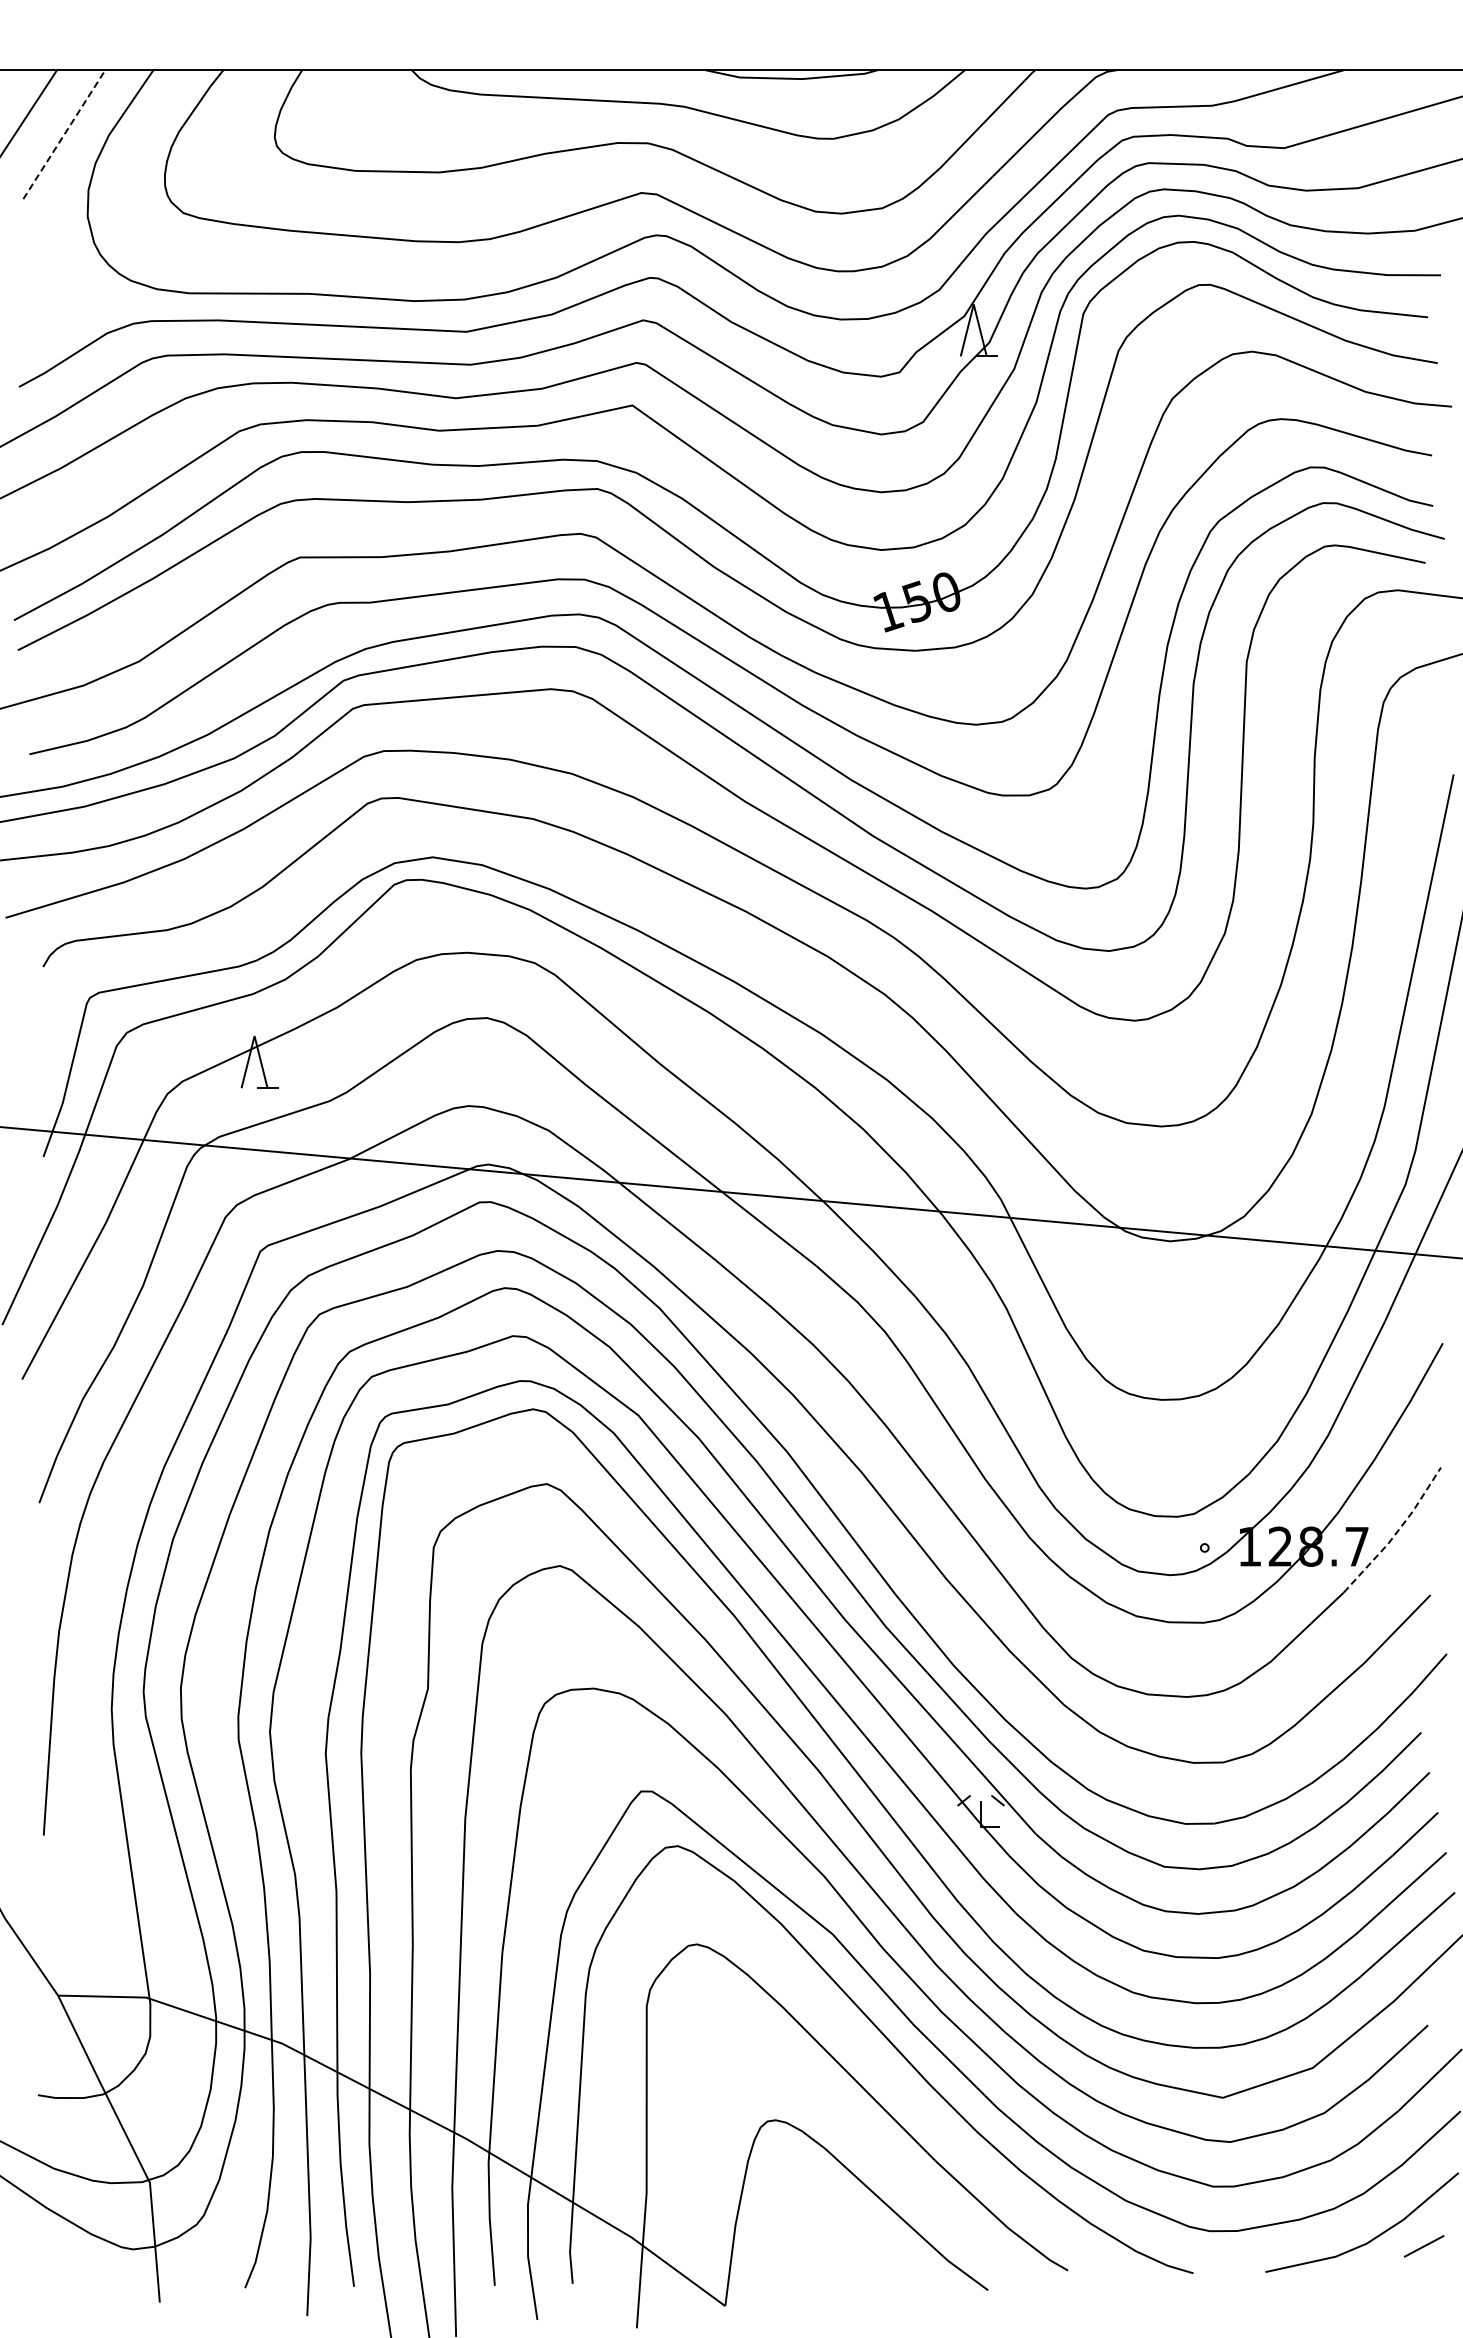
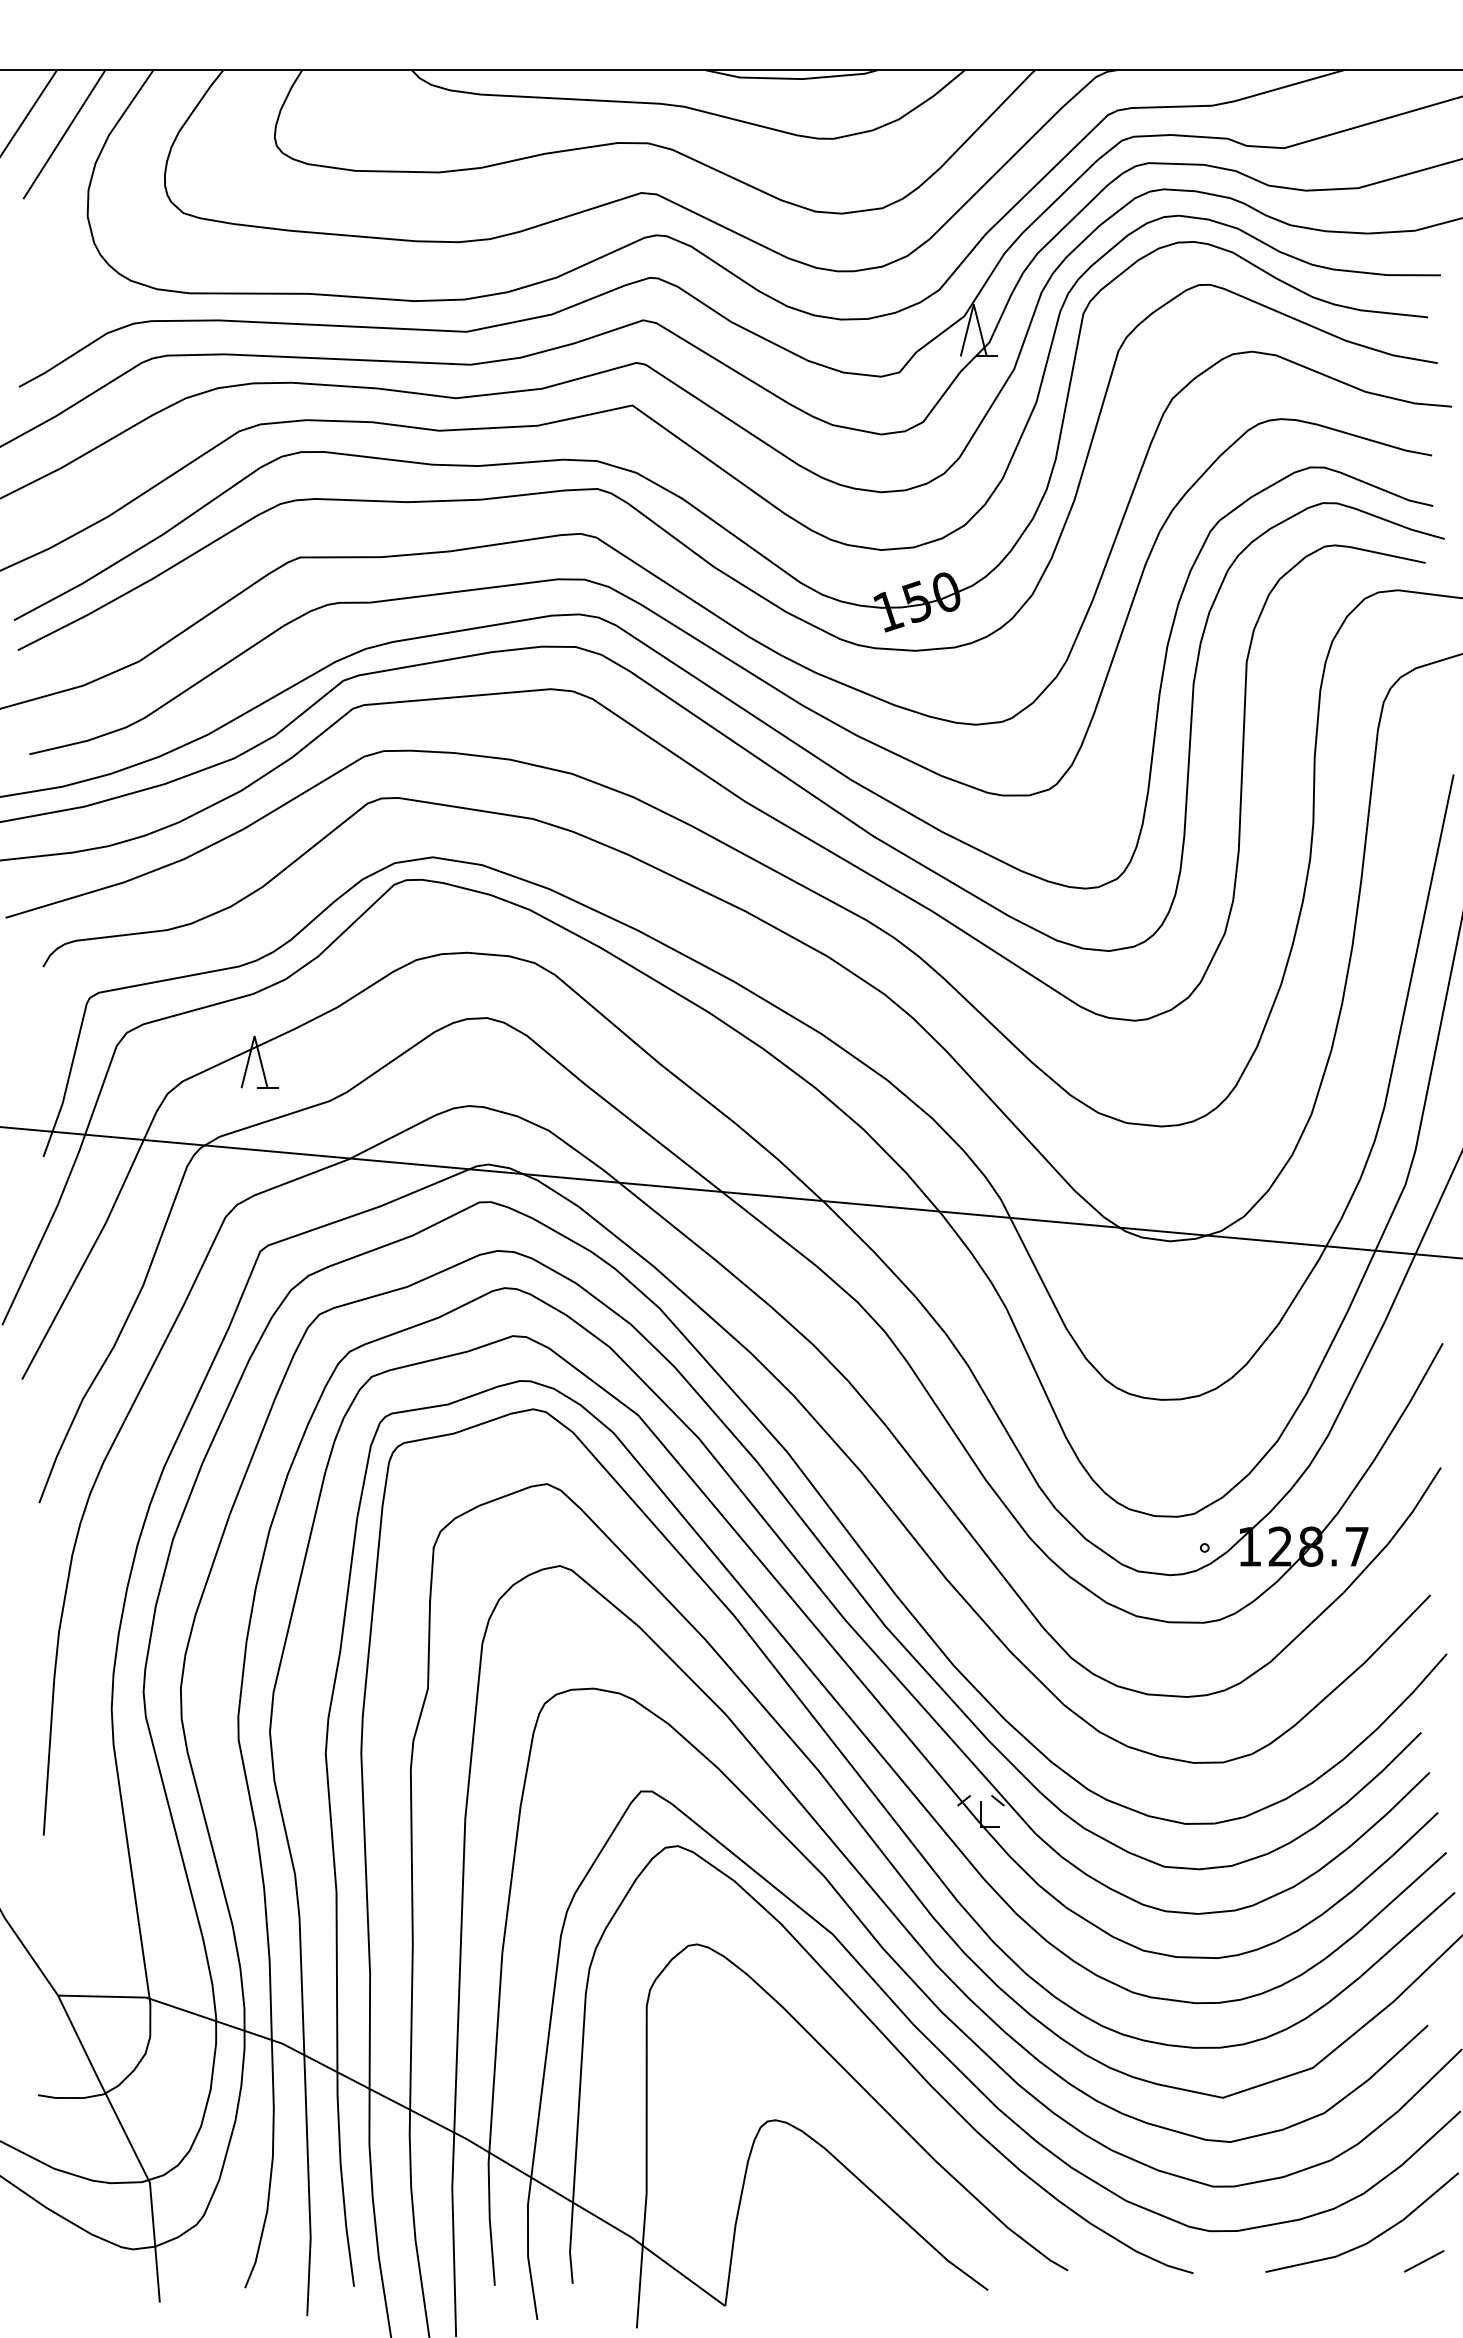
line: dashed -> solid (64, 134)
line: dashed -> solid (1396, 1532)
line position: (1424, 2246) -> (1424, 2261) (1424, 2261)
